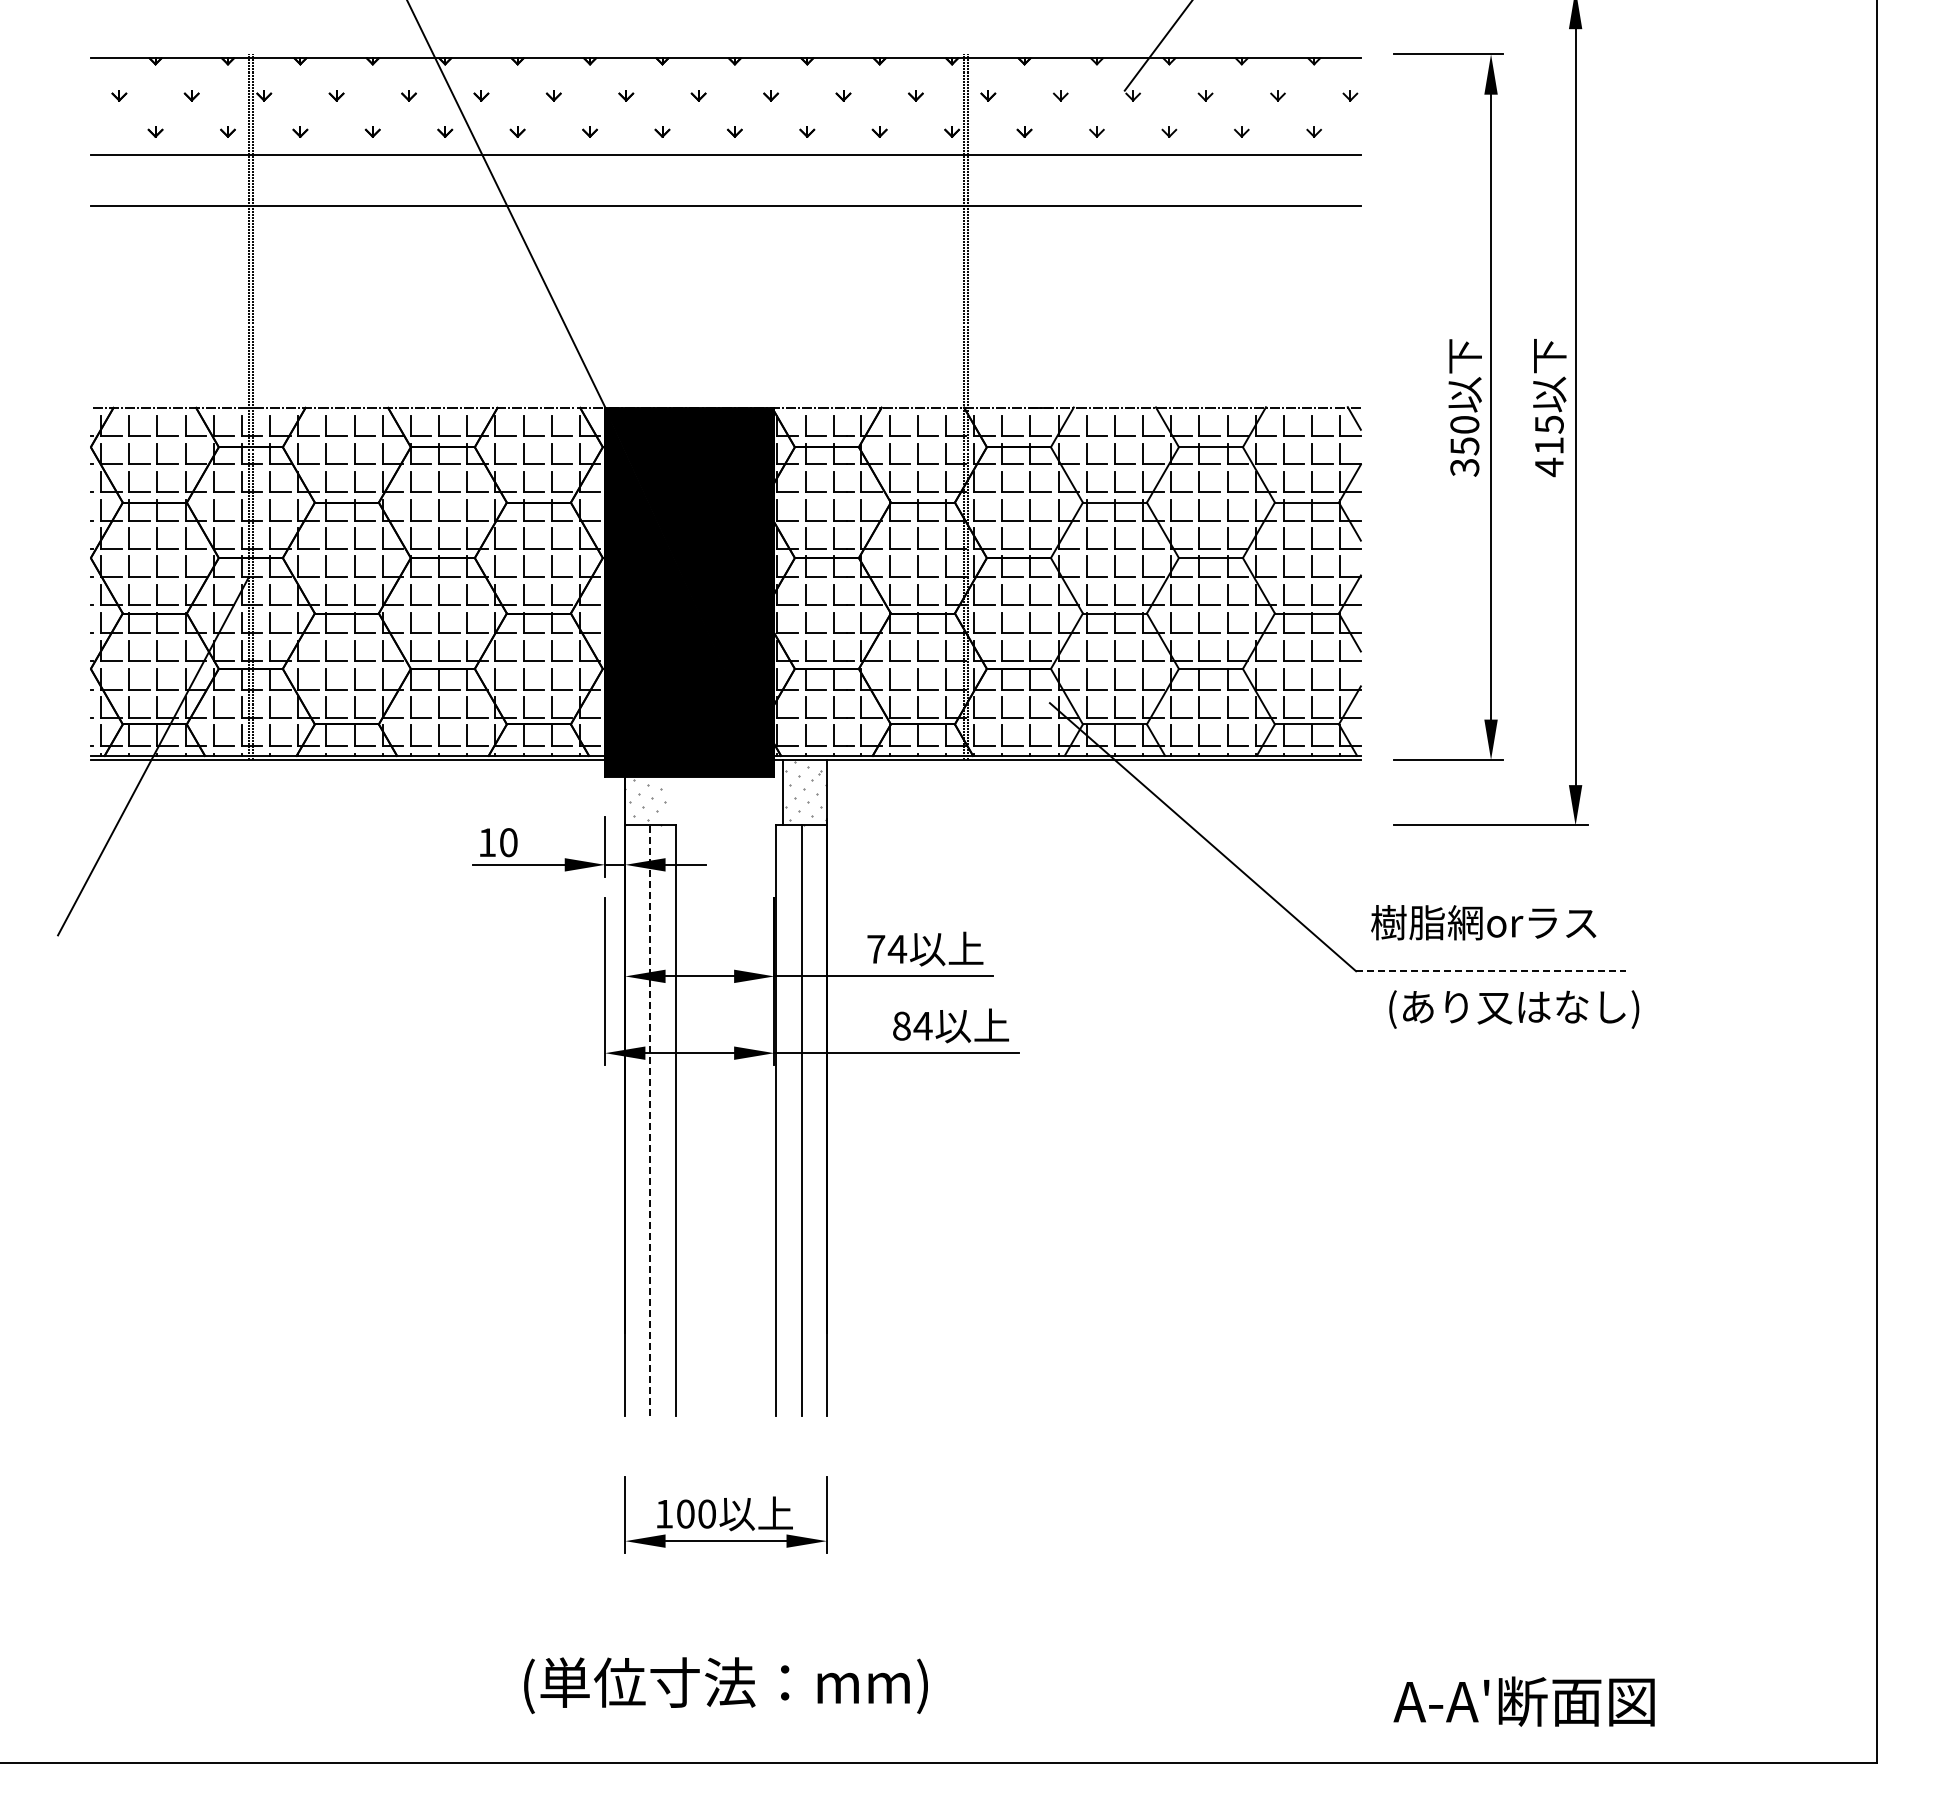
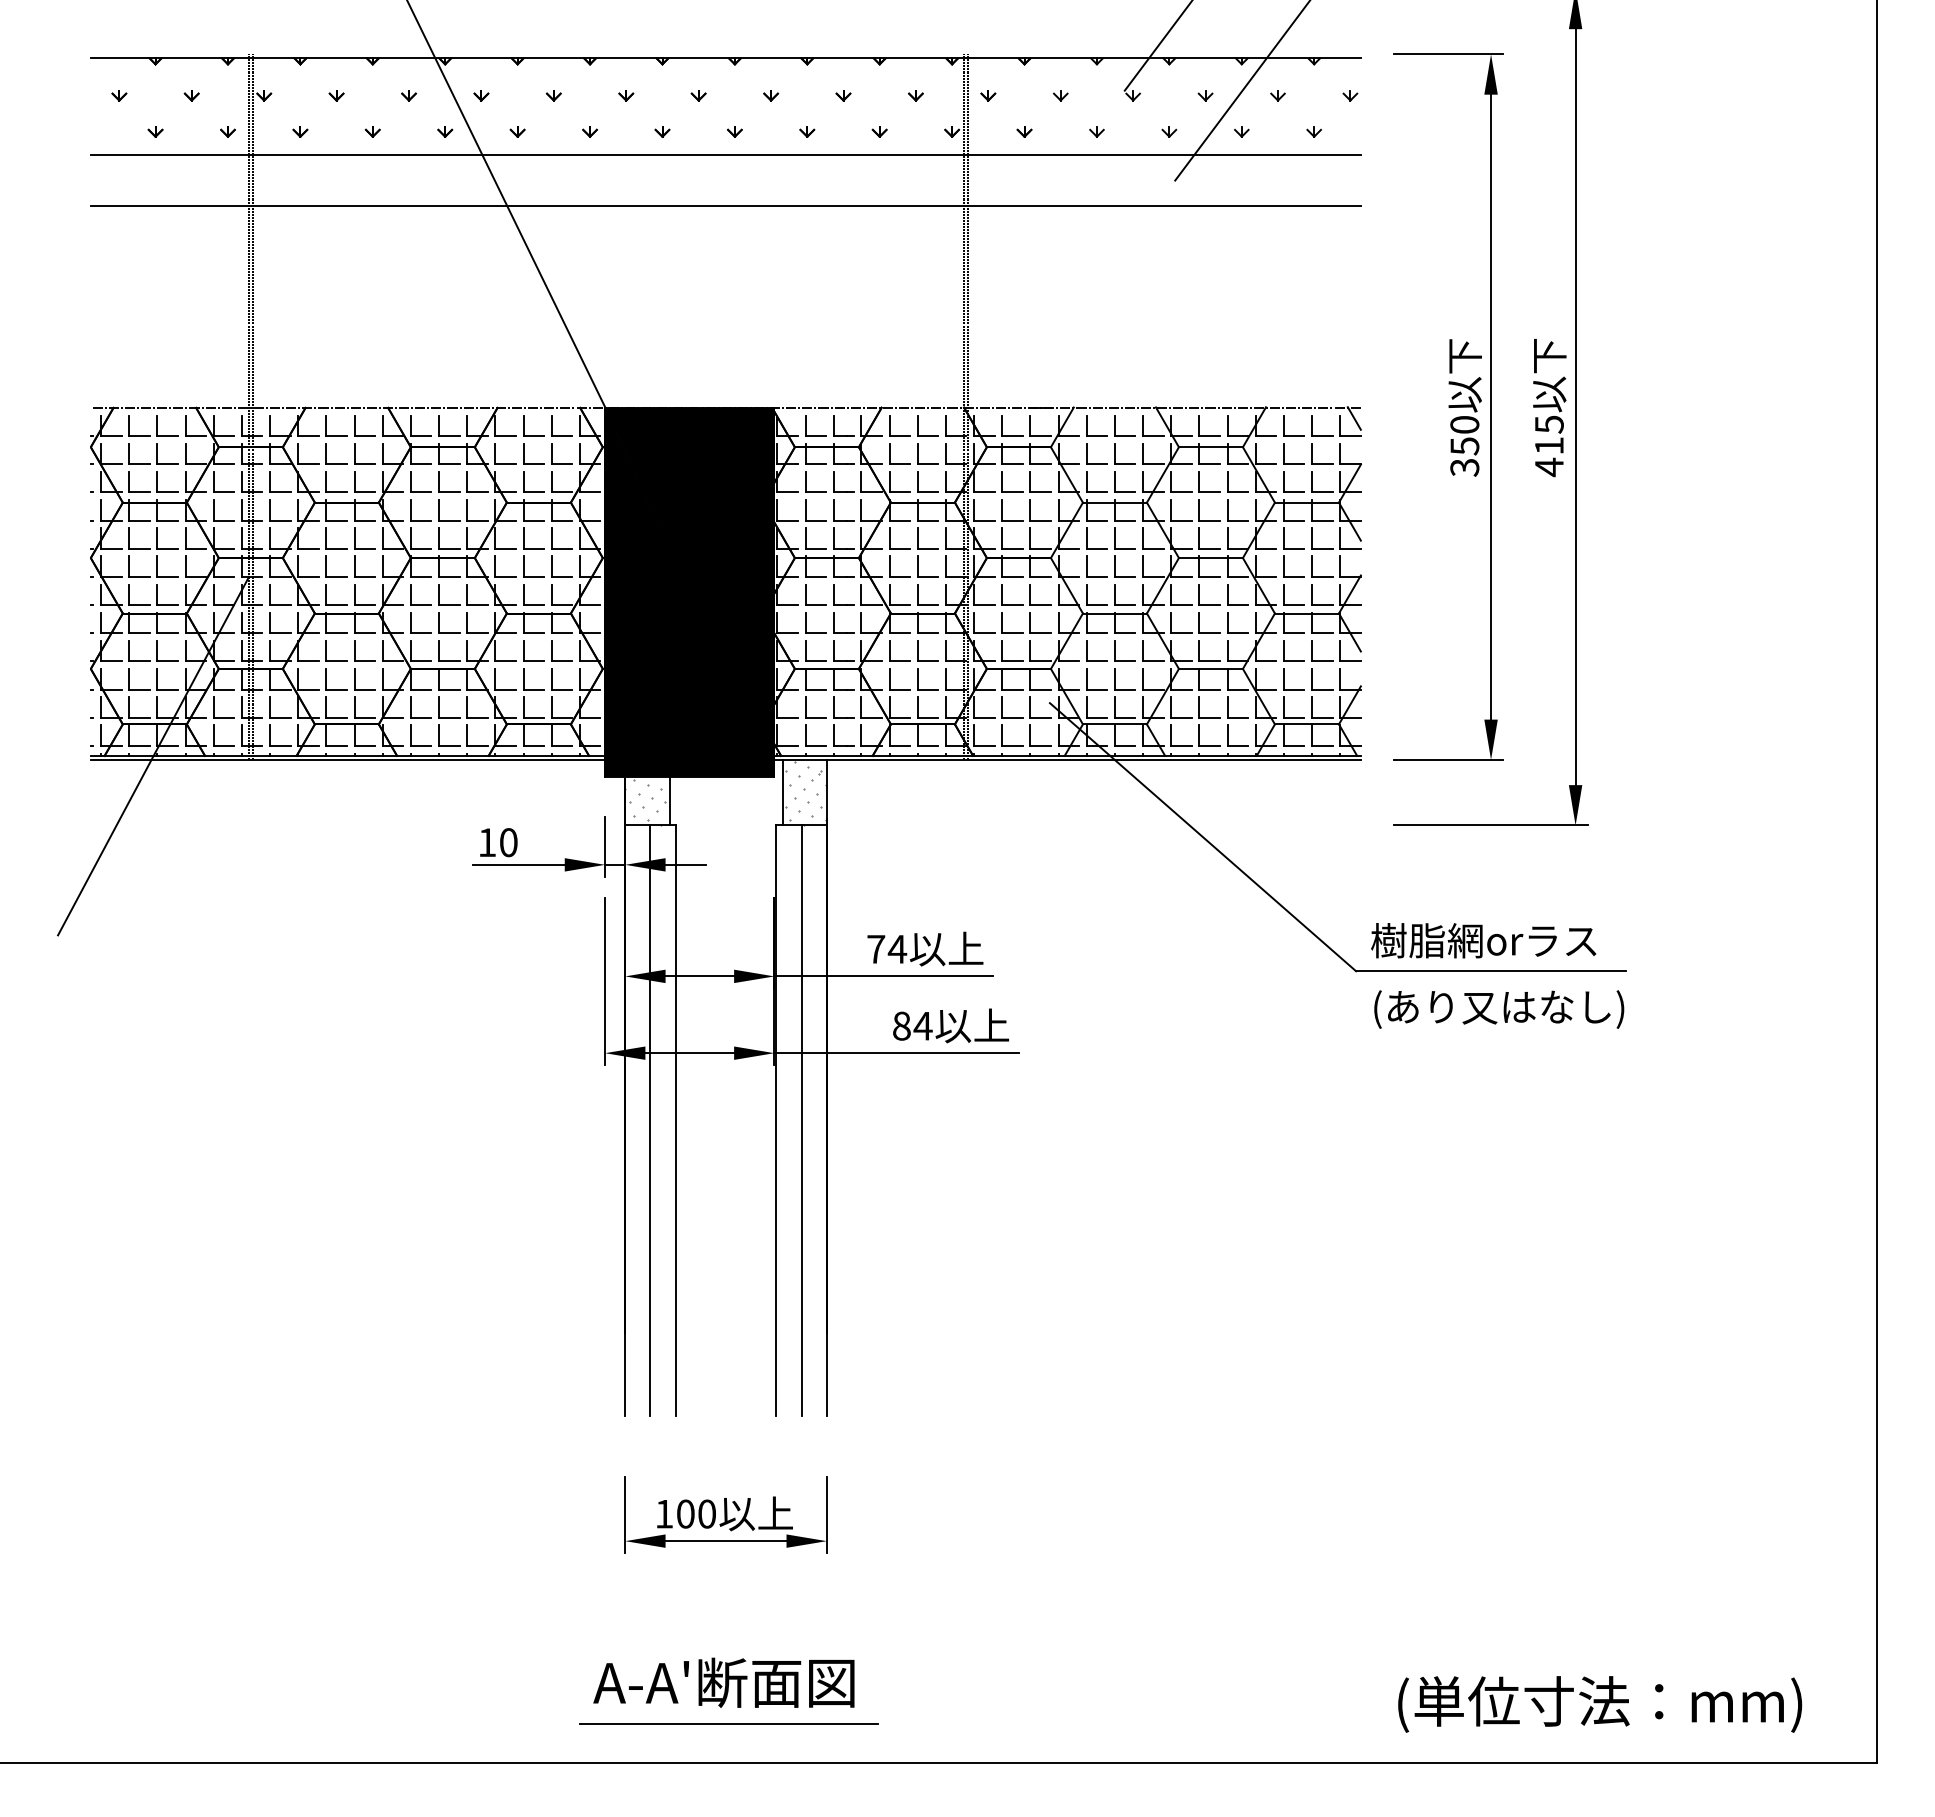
line: none -> present (1241, 91)
line: none -> present (669, 800)
text position: (1483, 922) -> (1483, 940) (1483, 940)
line: dashed -> solid (1491, 971)
text position: (1514, 1009) -> (1499, 1009) (1499, 1009)
line: dashed -> solid (650, 1120)
text: (単位寸法：mm) -> A-A'断面図 (725, 1685)
text: A-A'断面図 -> (単位寸法：mm) (1597, 1704)
line: none -> present (728, 1724)
